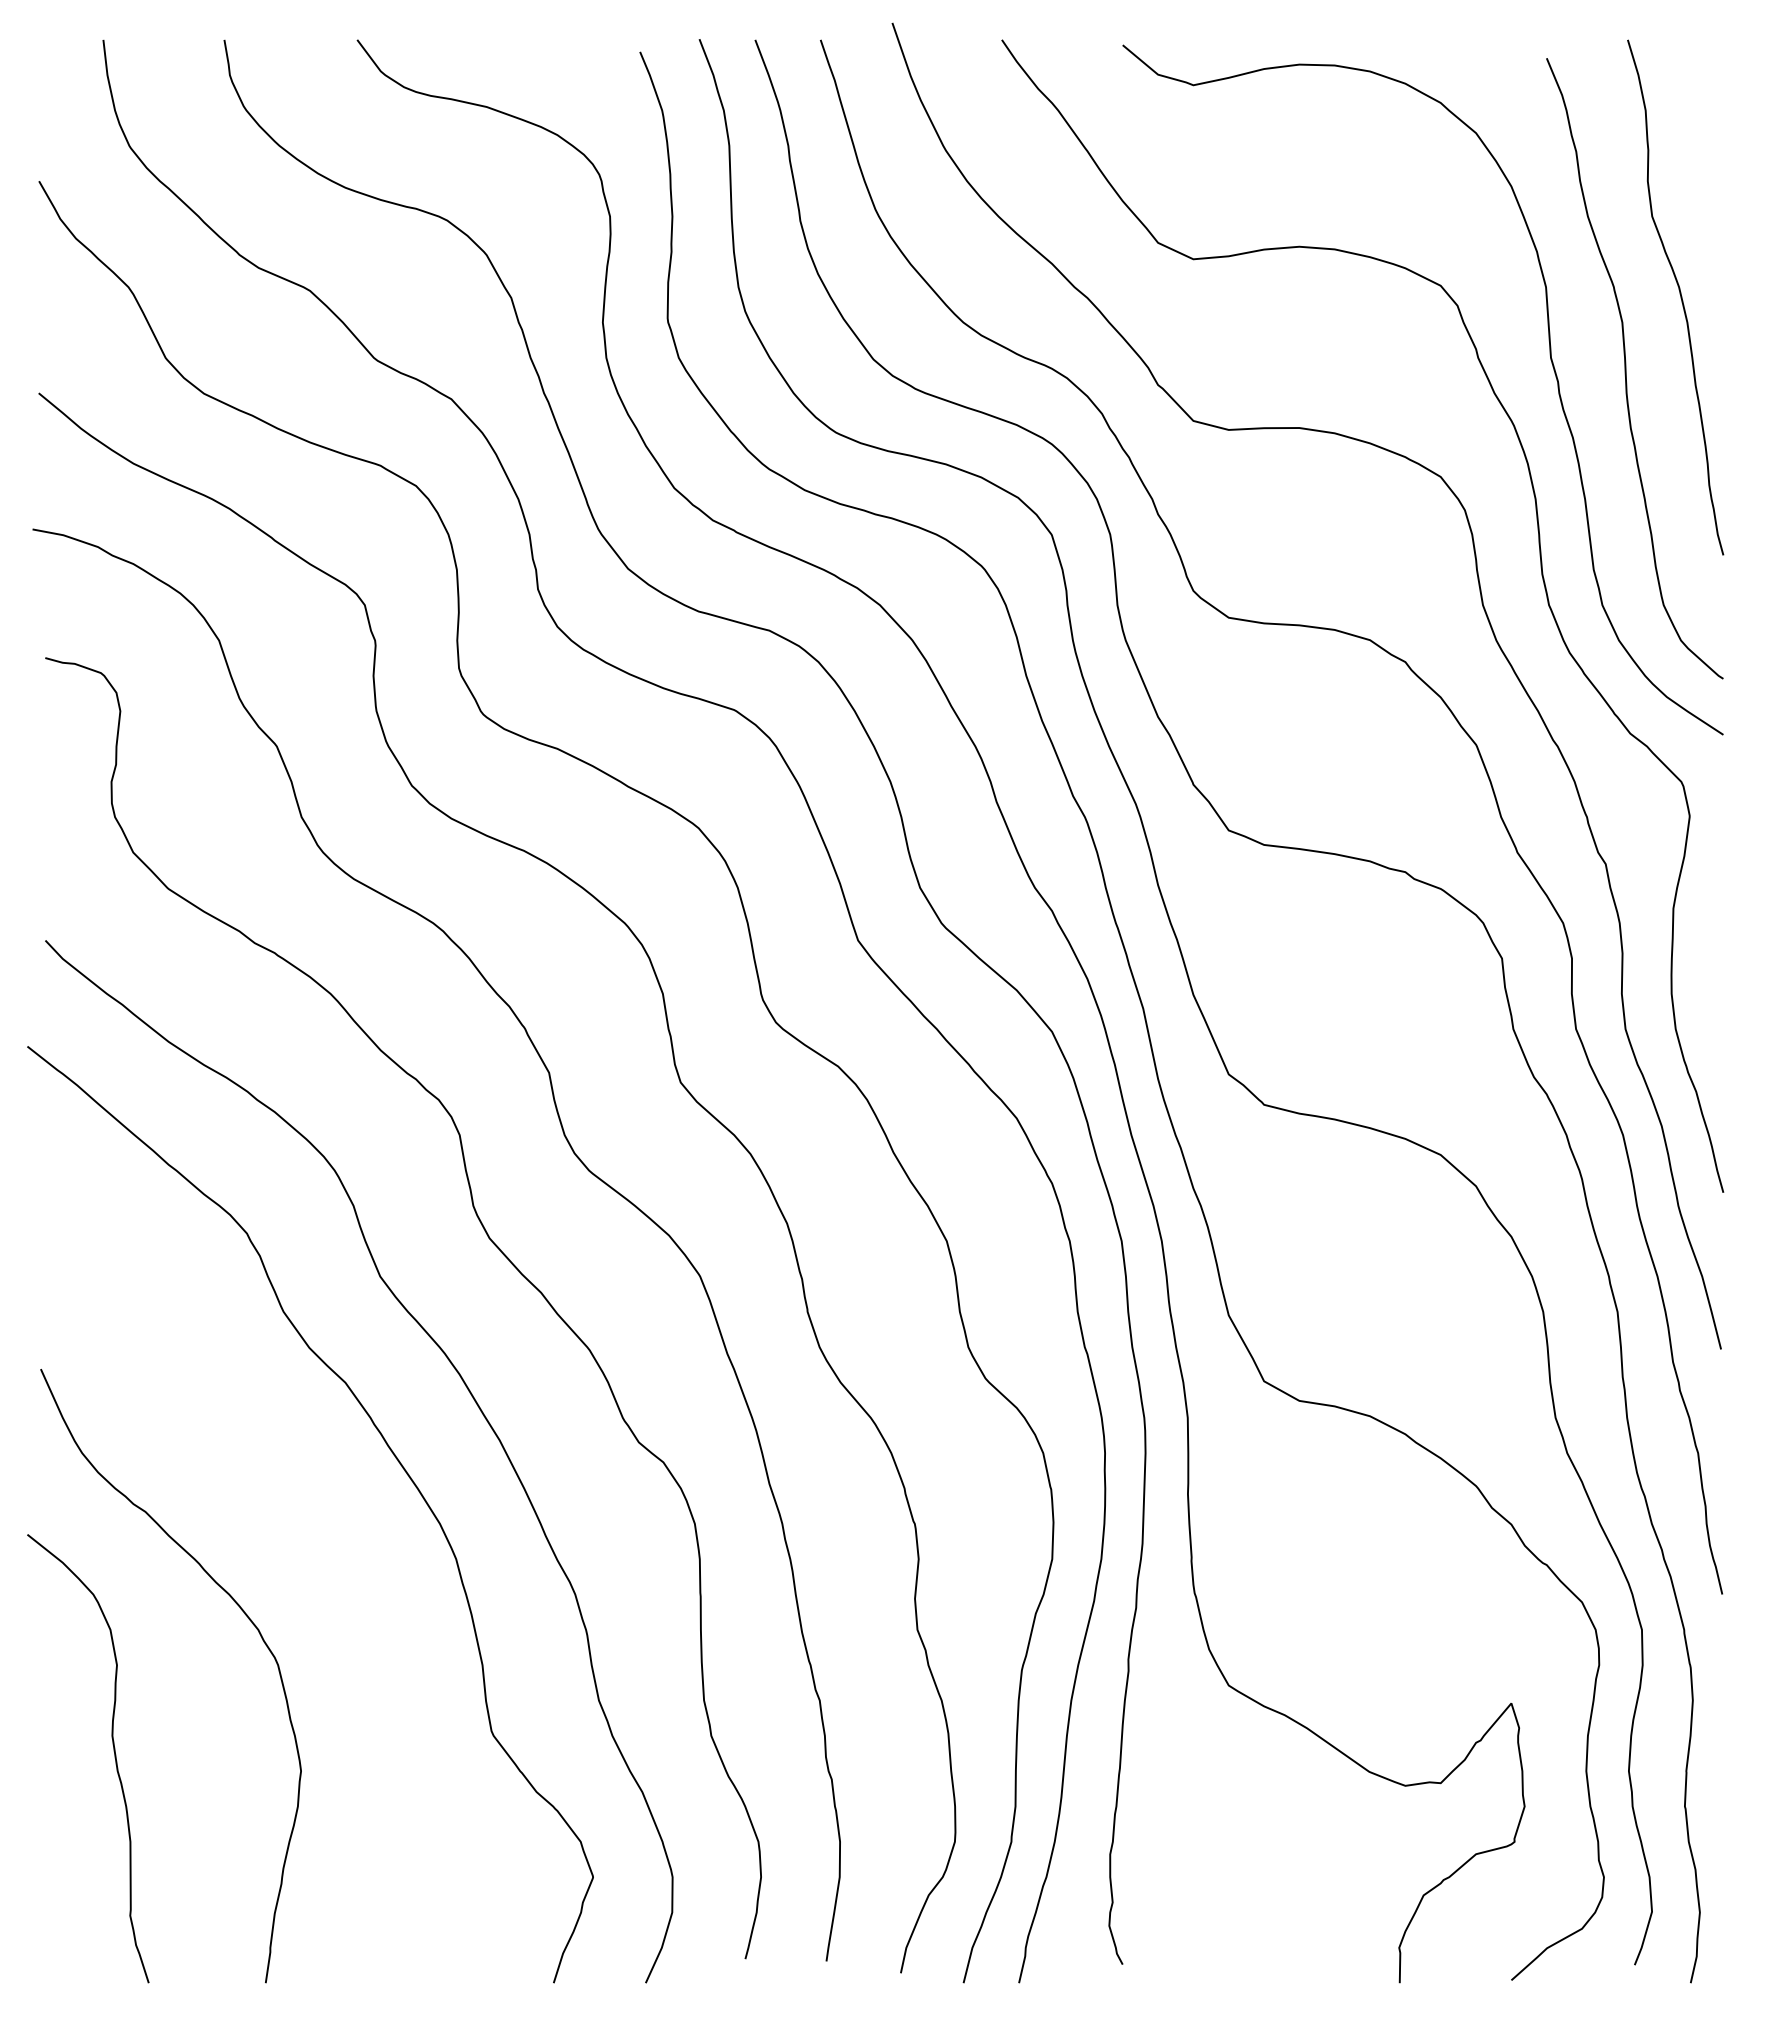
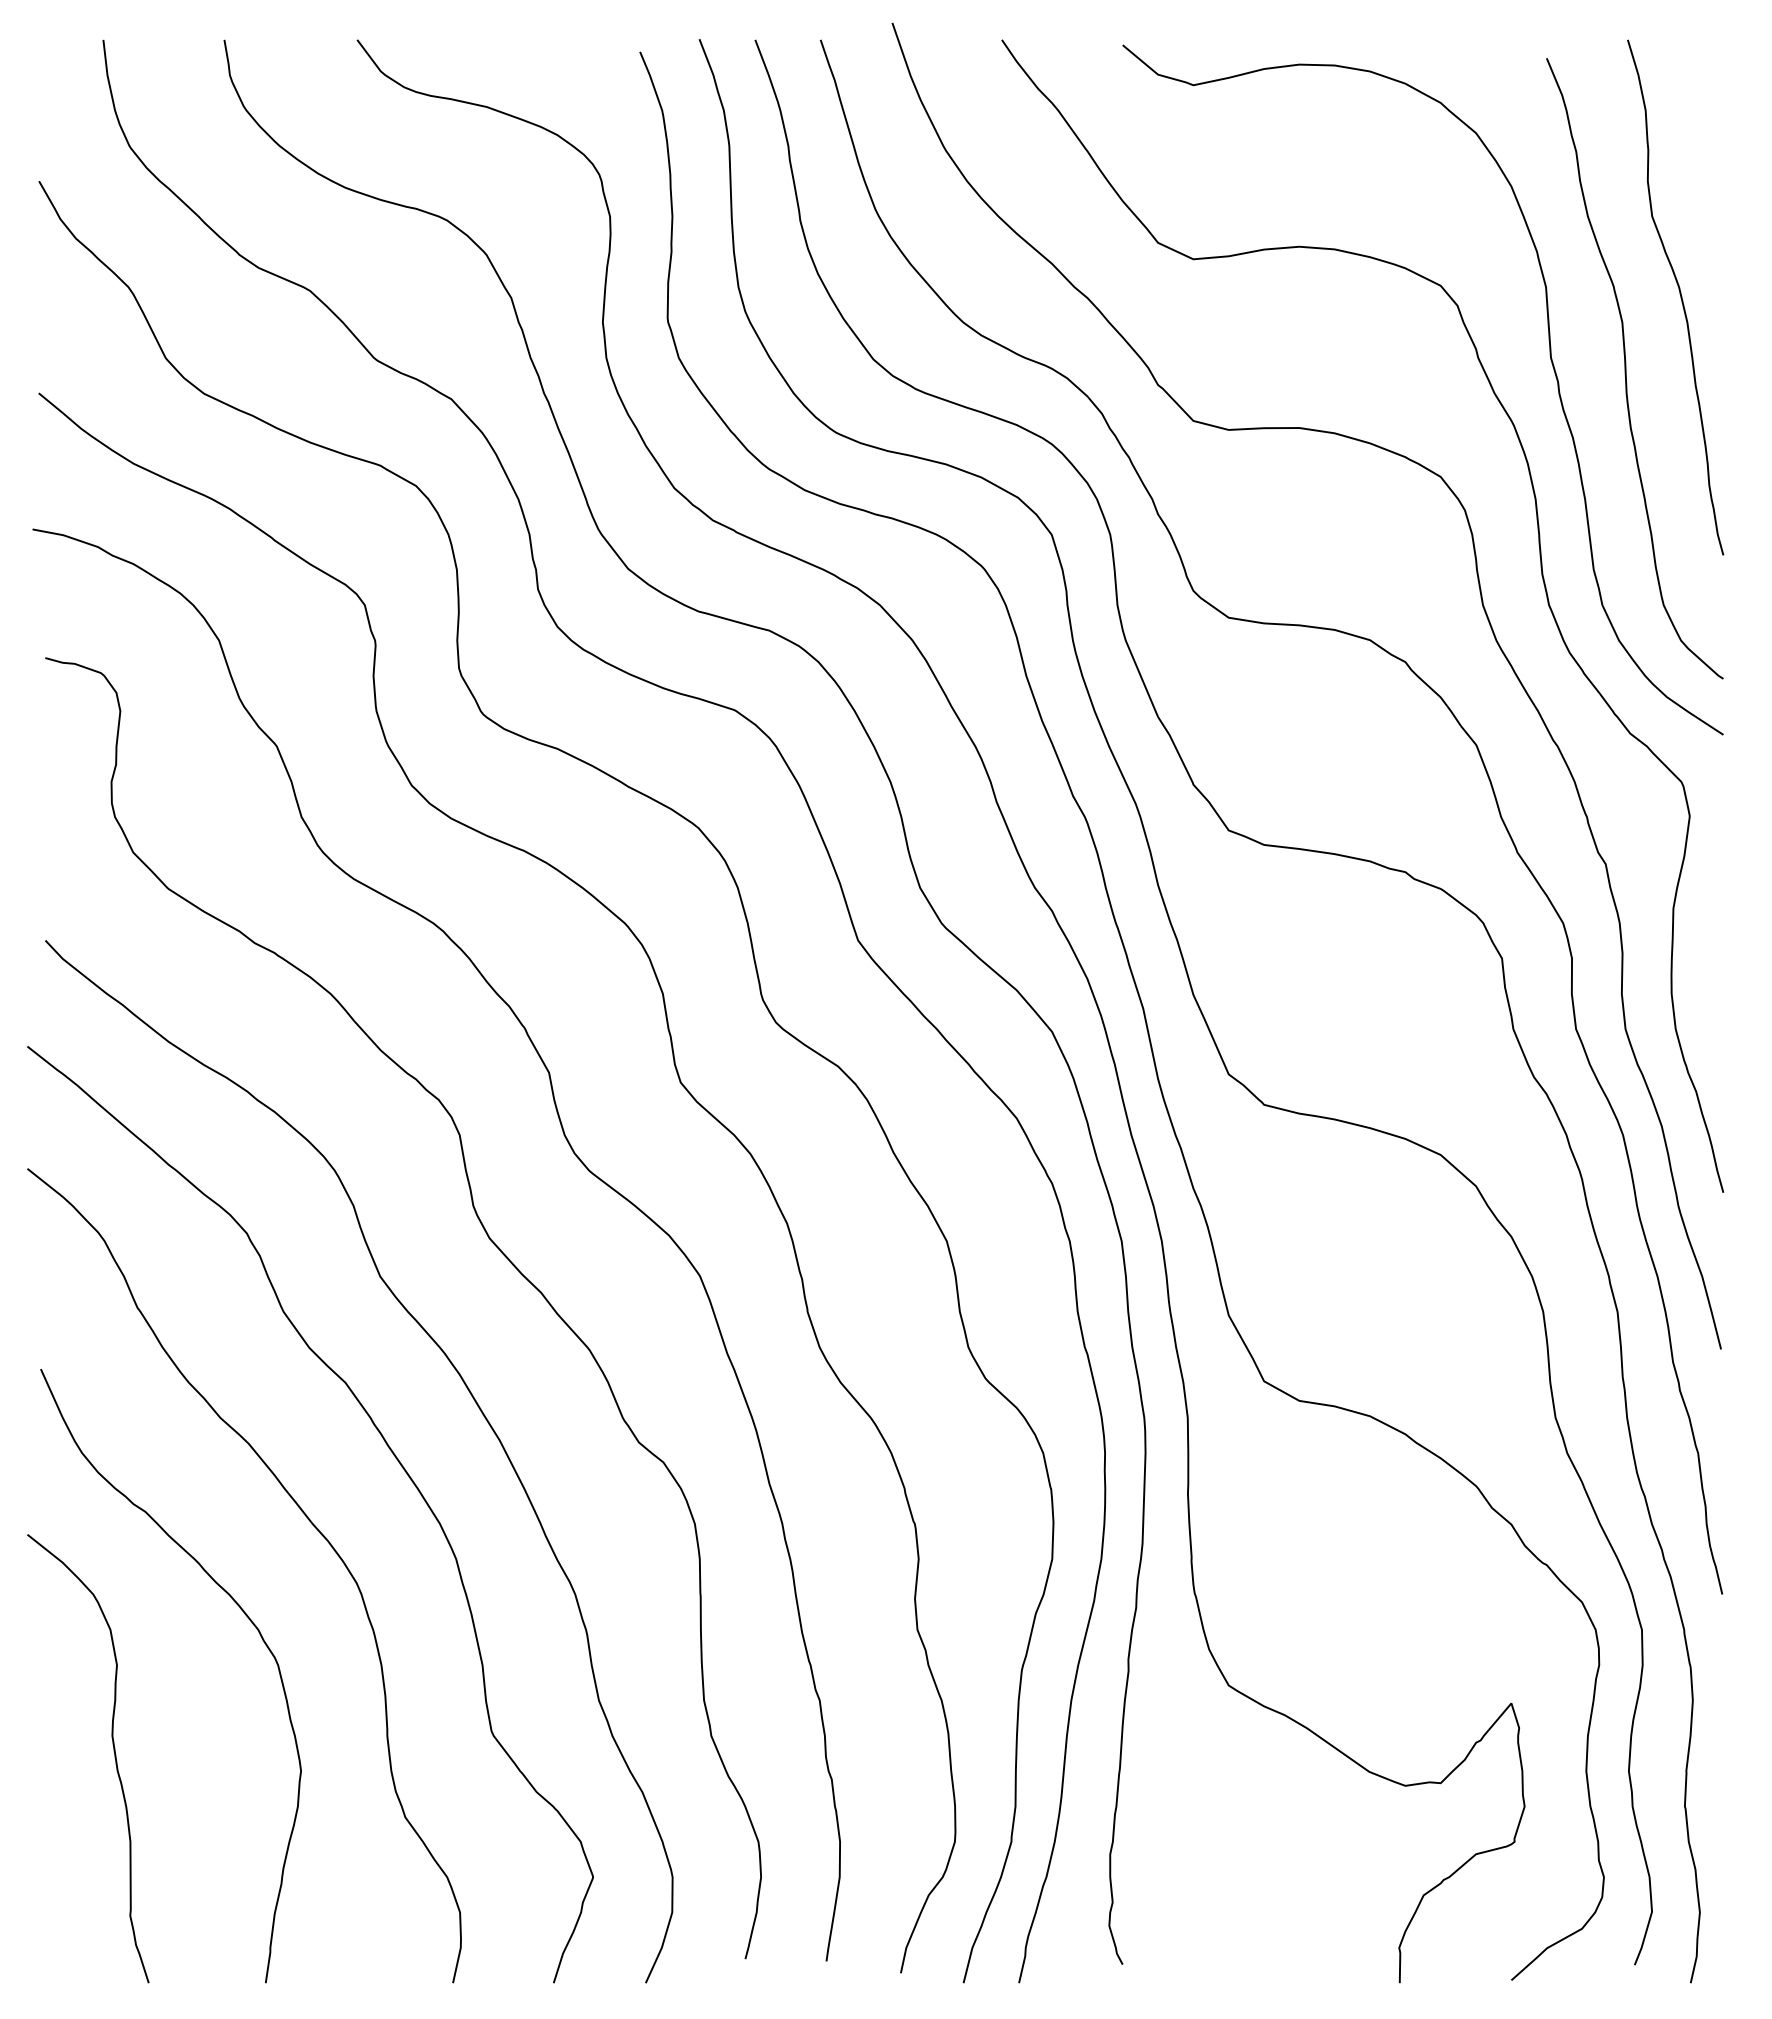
curve: none -> present (311, 1524)
